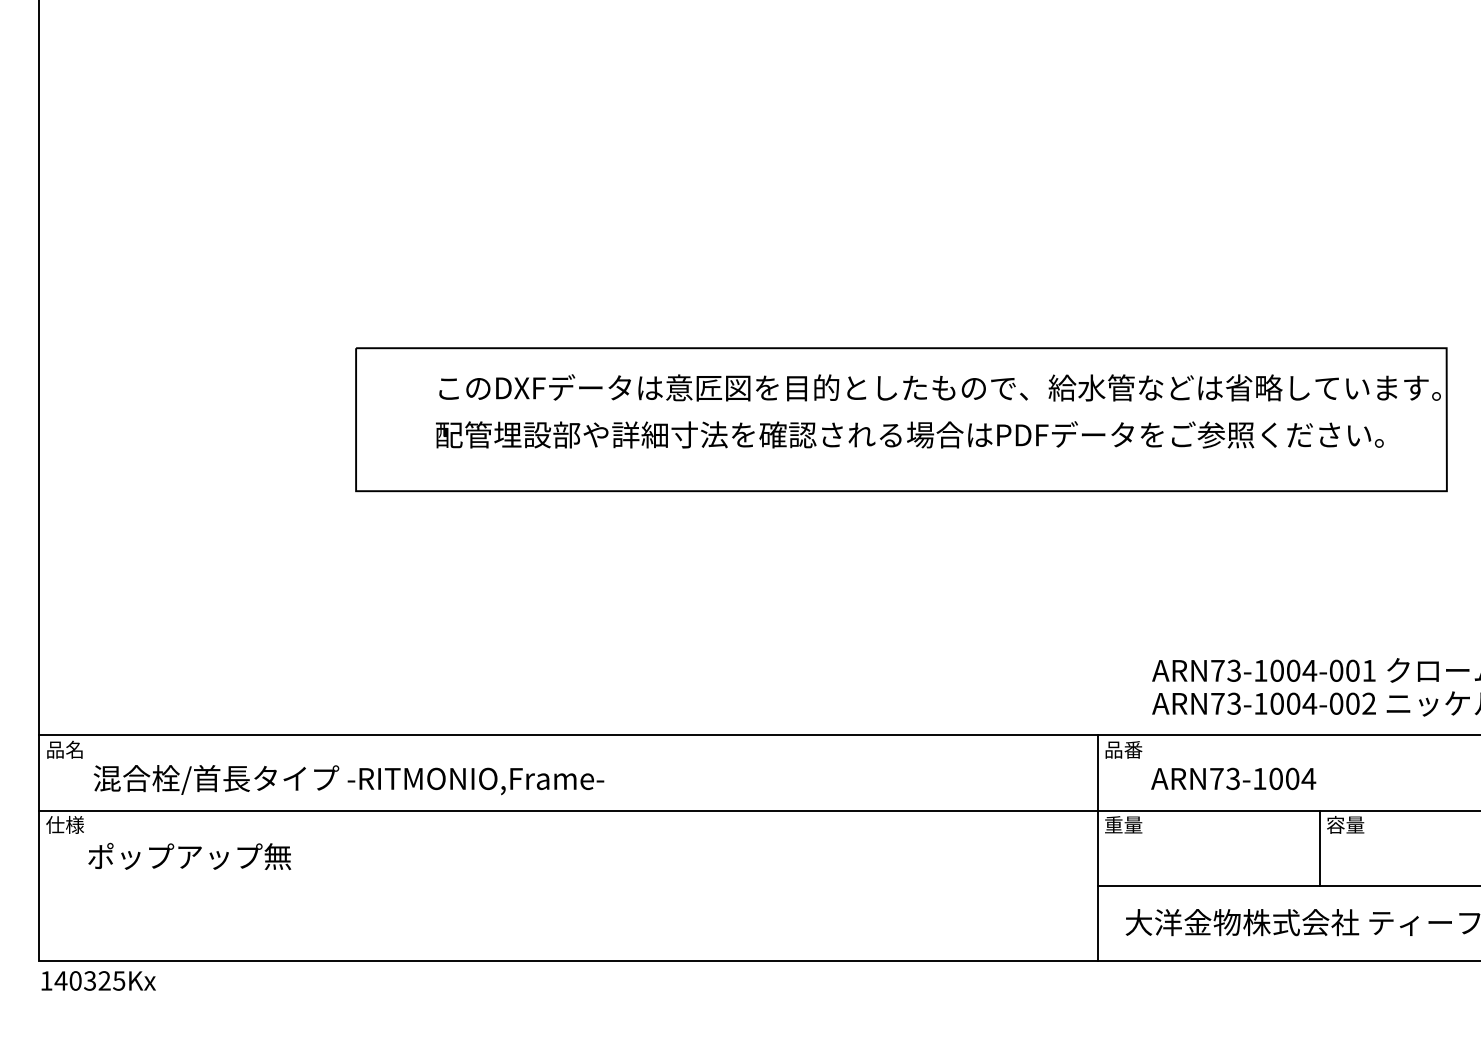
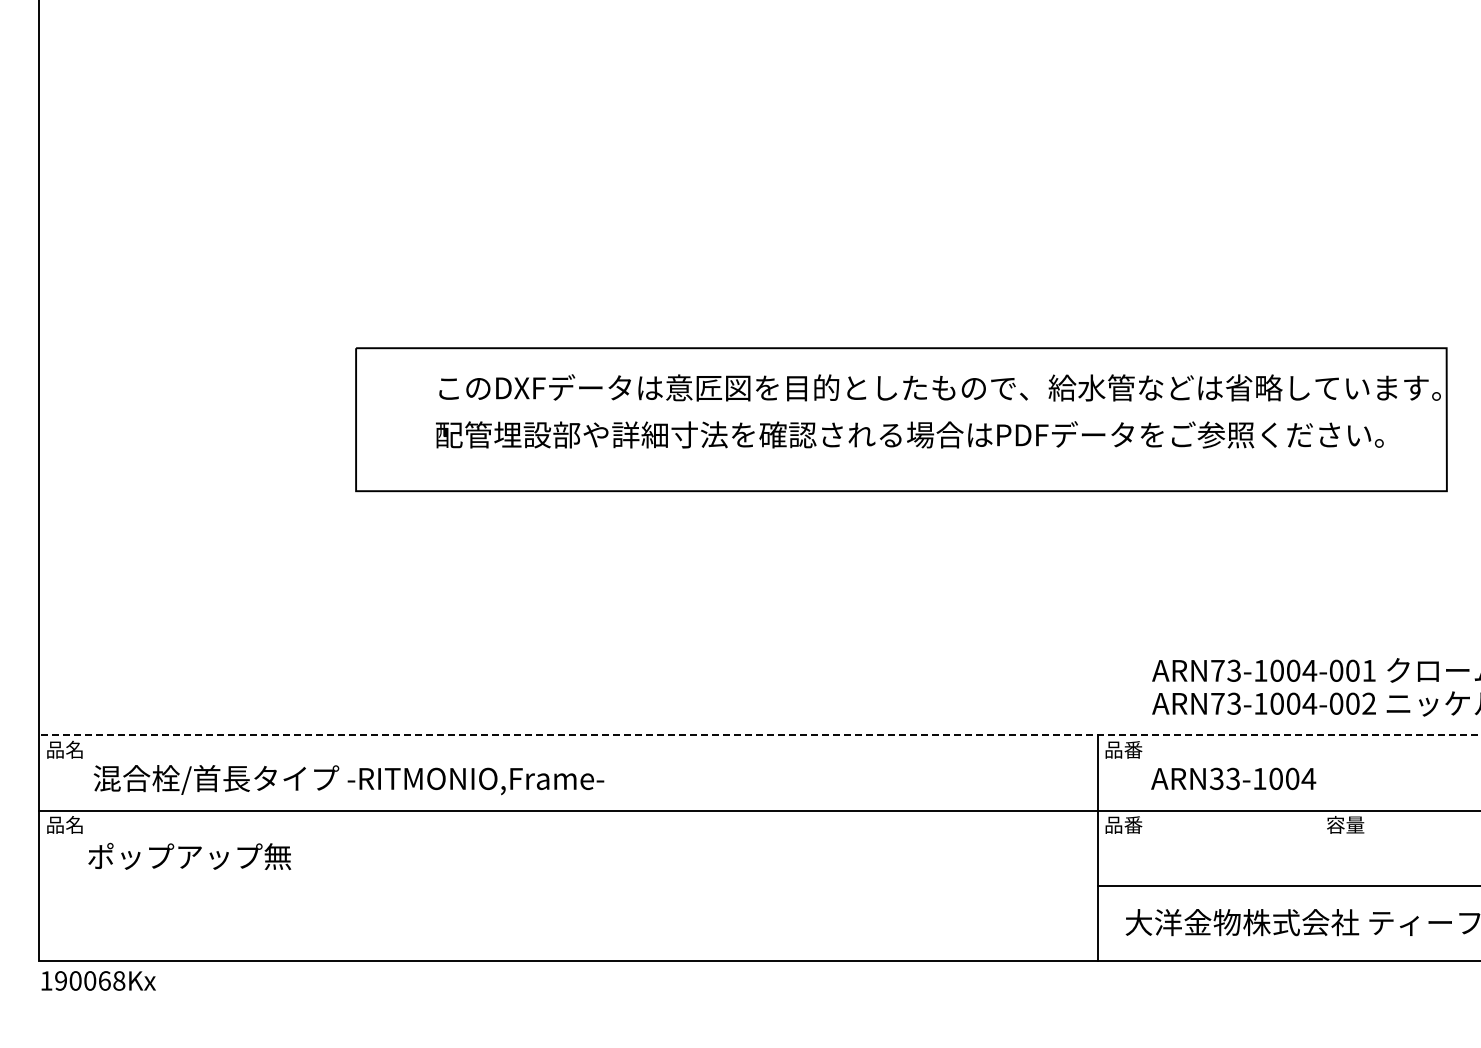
line: solid -> dashed (760, 735)
text: ARN73-1004 -> ARN33-1004 (1216, 778)
text: 仕様 -> 品名 (64, 824)
text: 重量 -> 品番 (1123, 824)
line: present -> none (1319, 847)
text: 140325Kx -> 190068Kx (89, 980)
